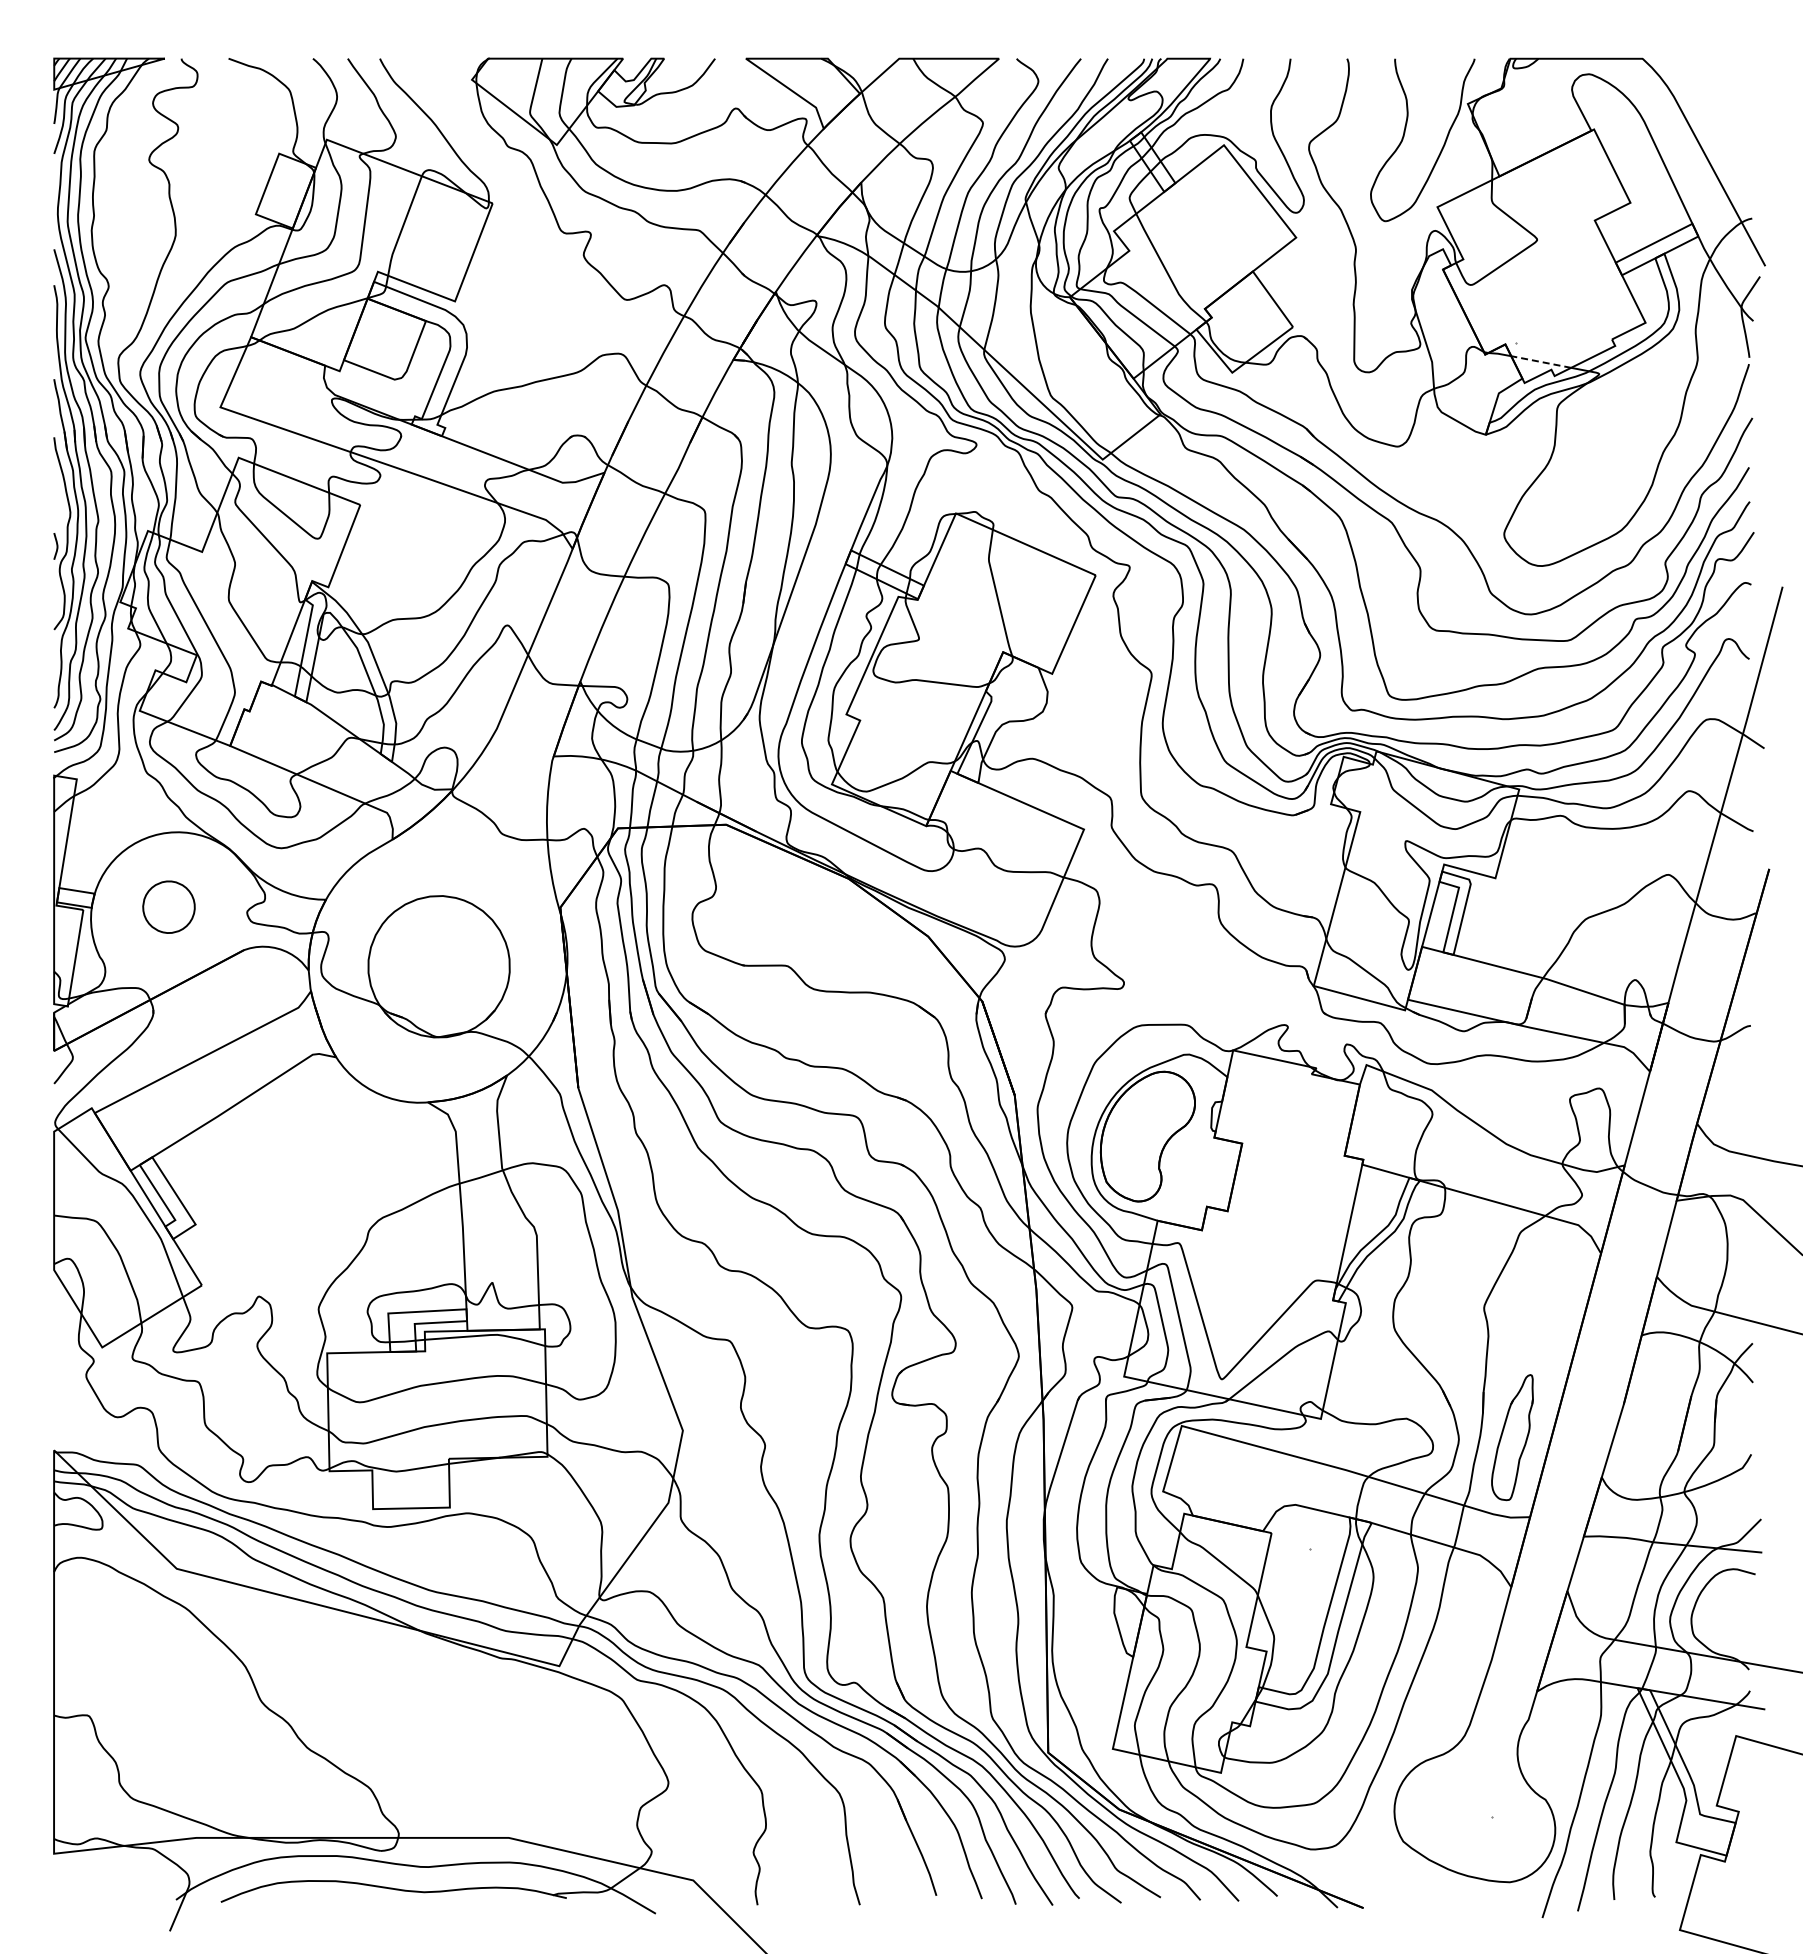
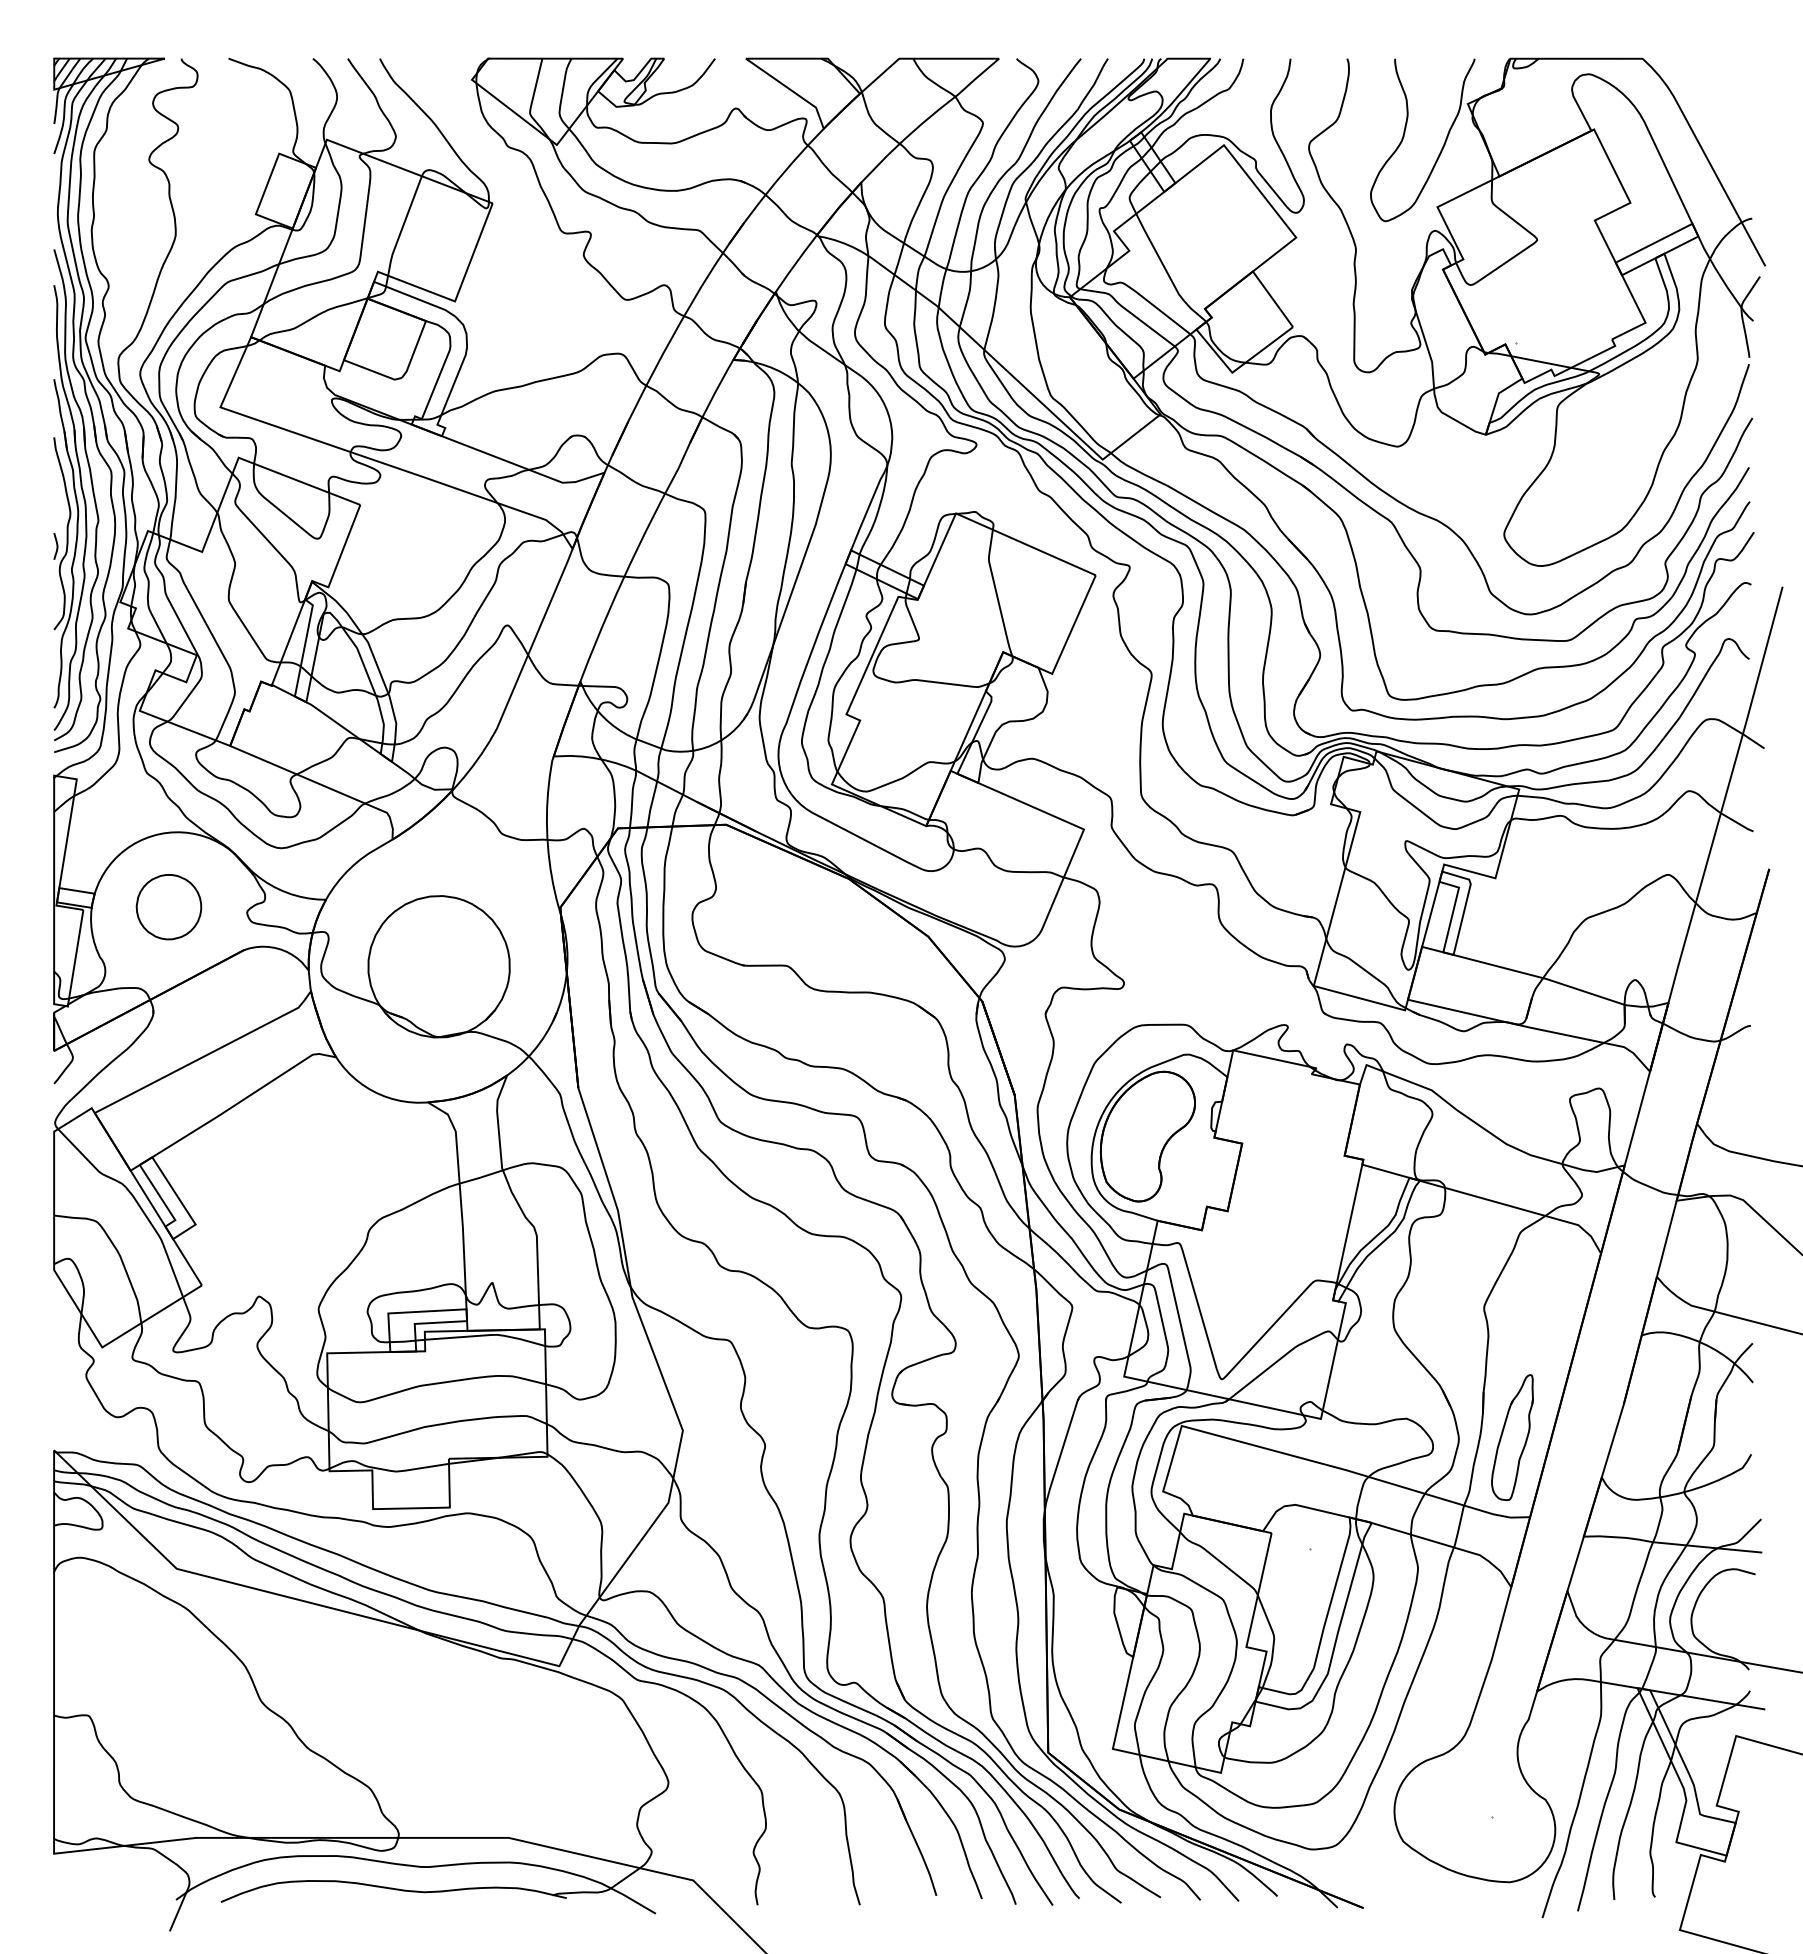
line: dashed -> solid (1541, 362)
part size: 54x54 px -> 68x67 px (168, 907)
